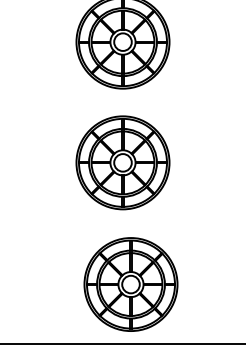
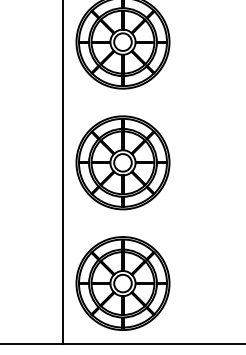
line: none -> present (62, 172)
part position: (130, 284) -> (122, 283) (122, 283)
